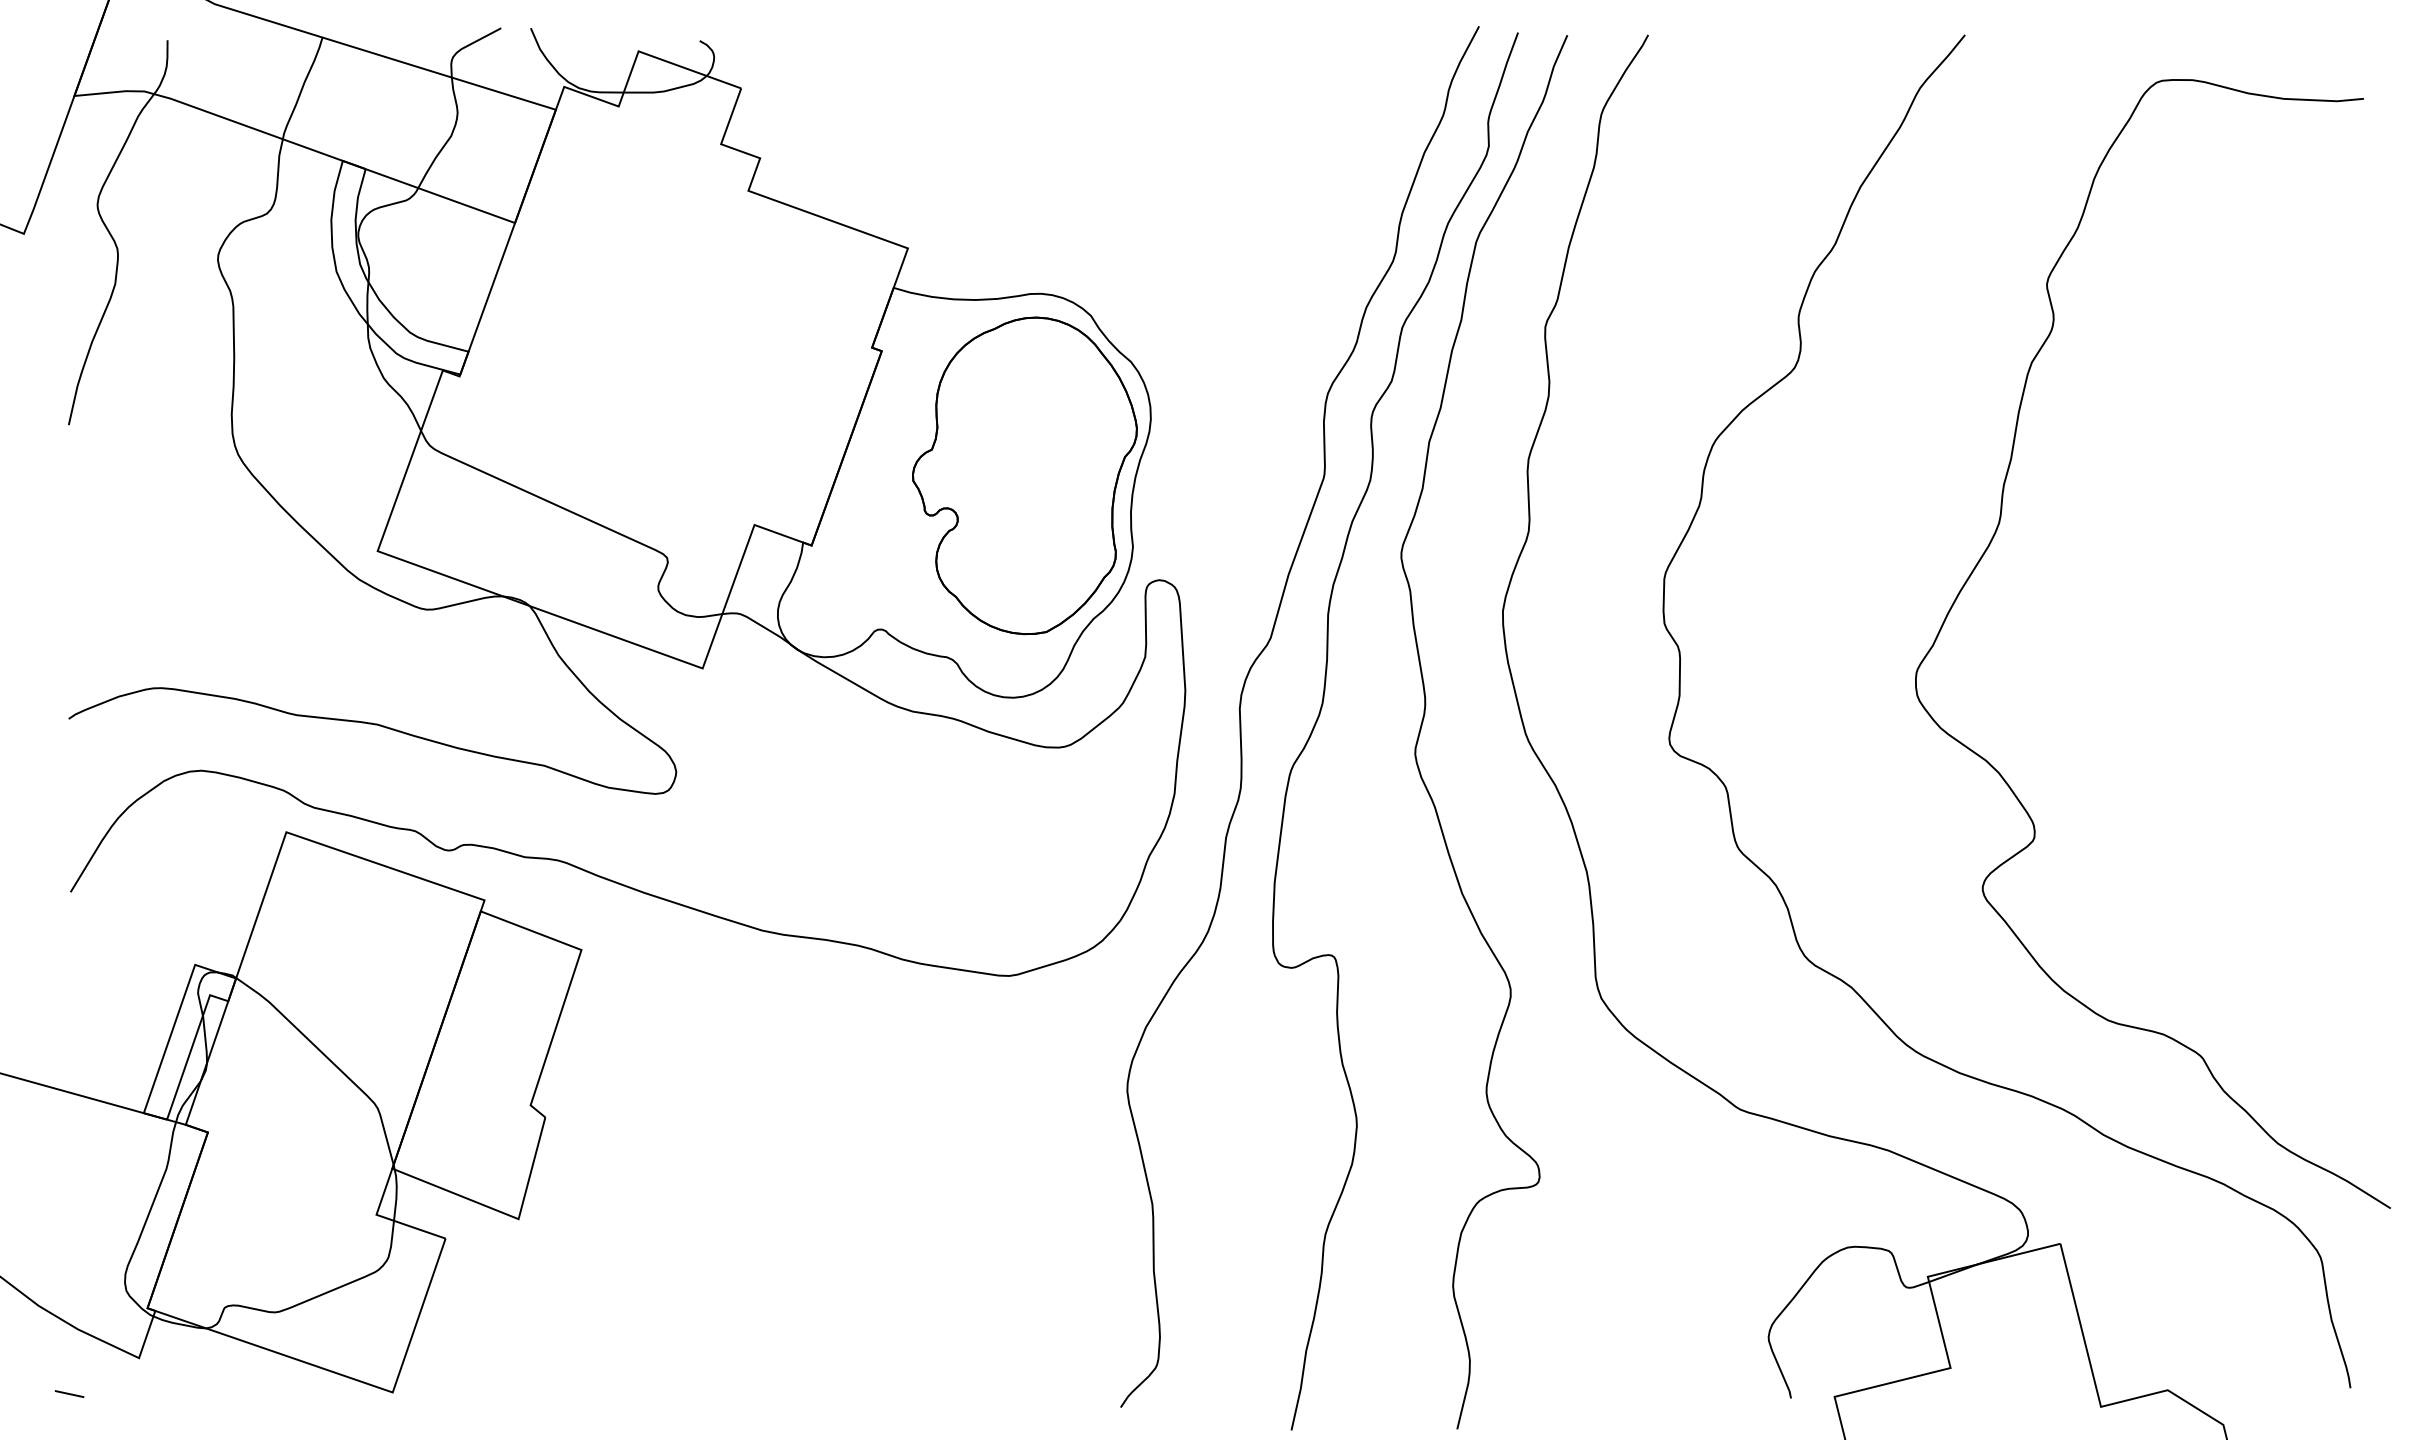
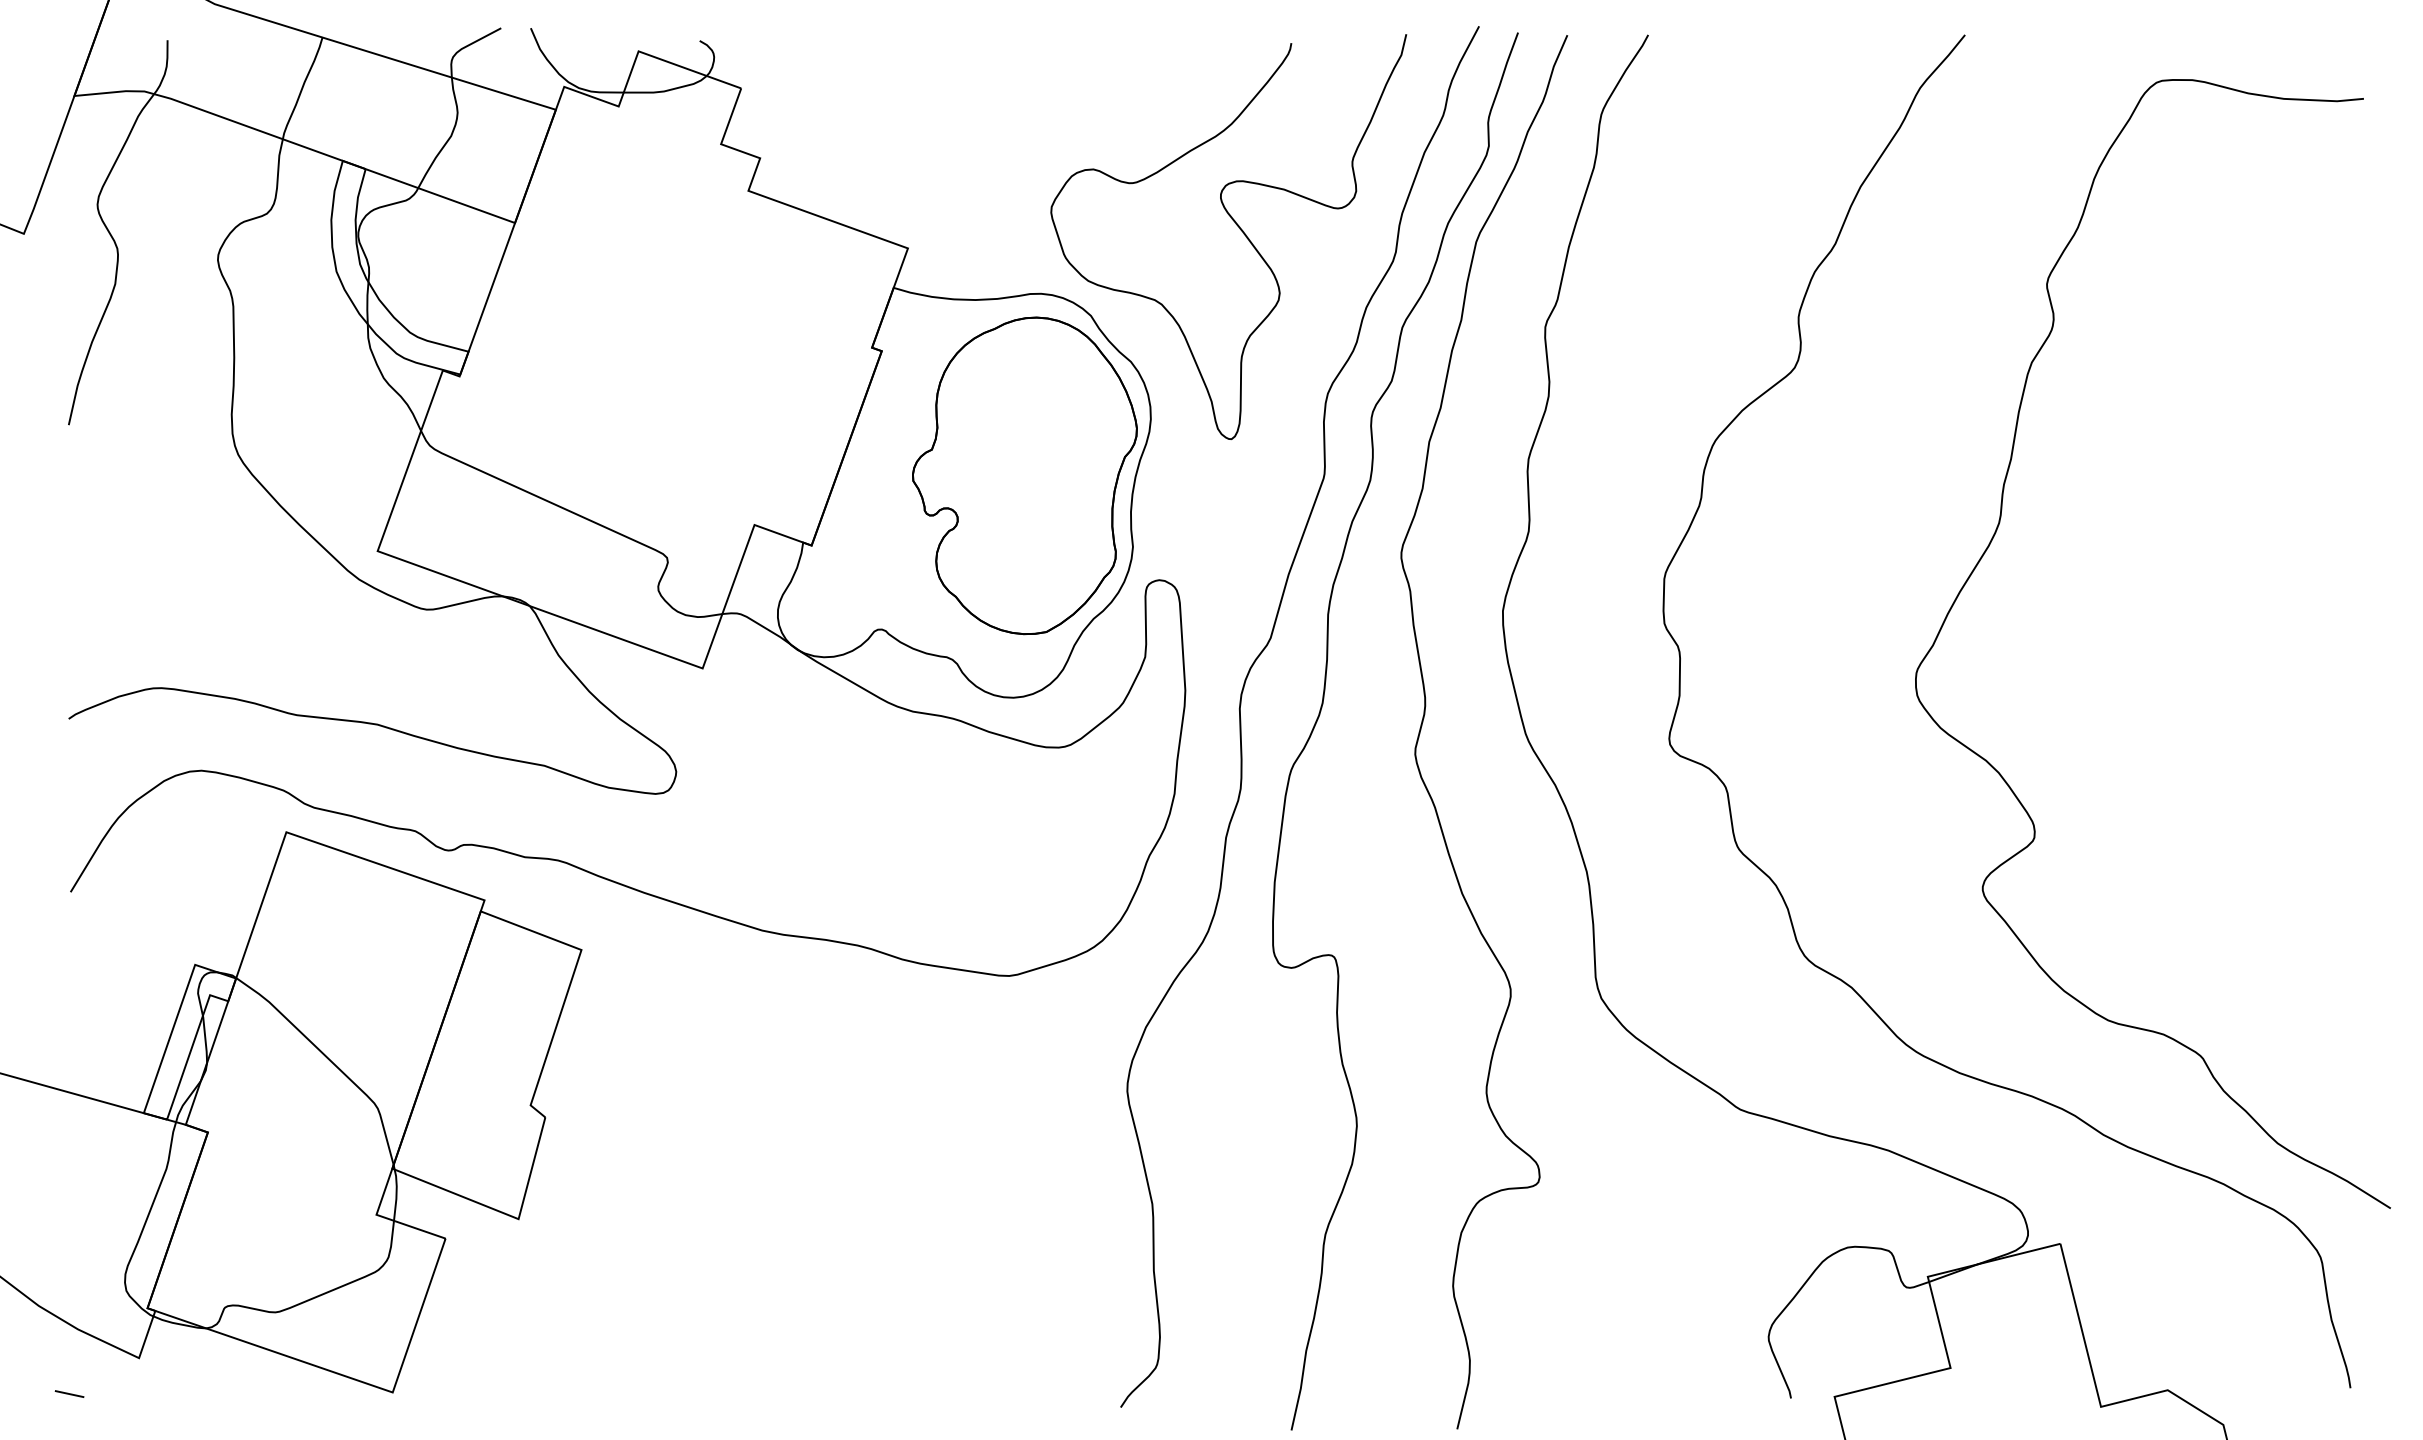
curve: none -> present (1239, 229)
